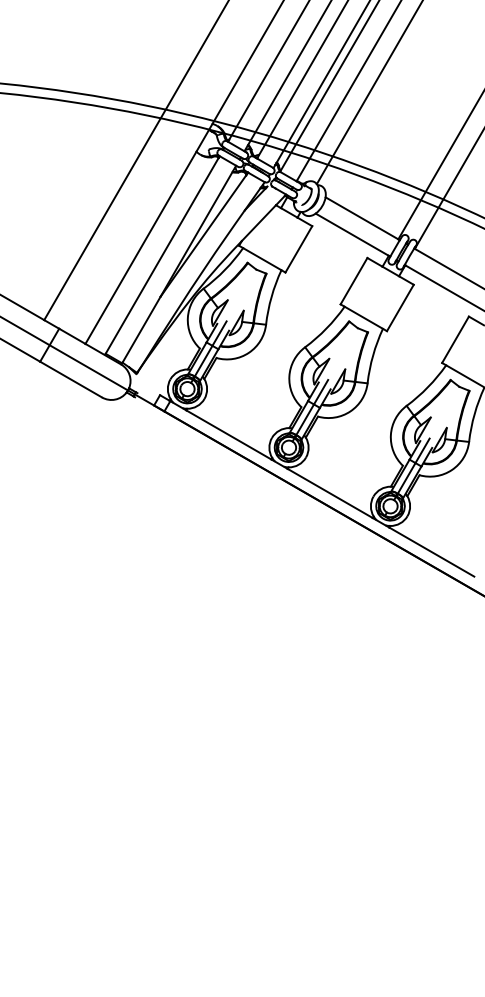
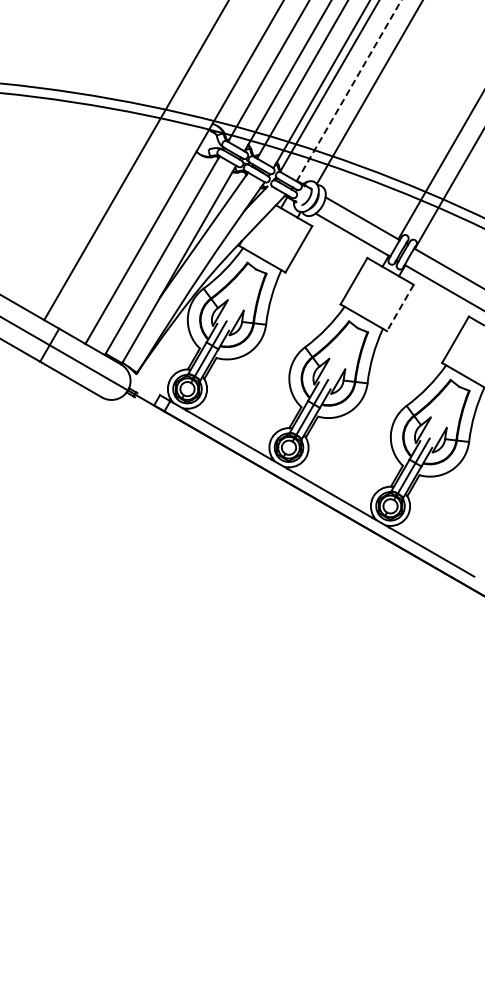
line: solid -> dashed (349, 90)
line: solid -> dashed (400, 307)
